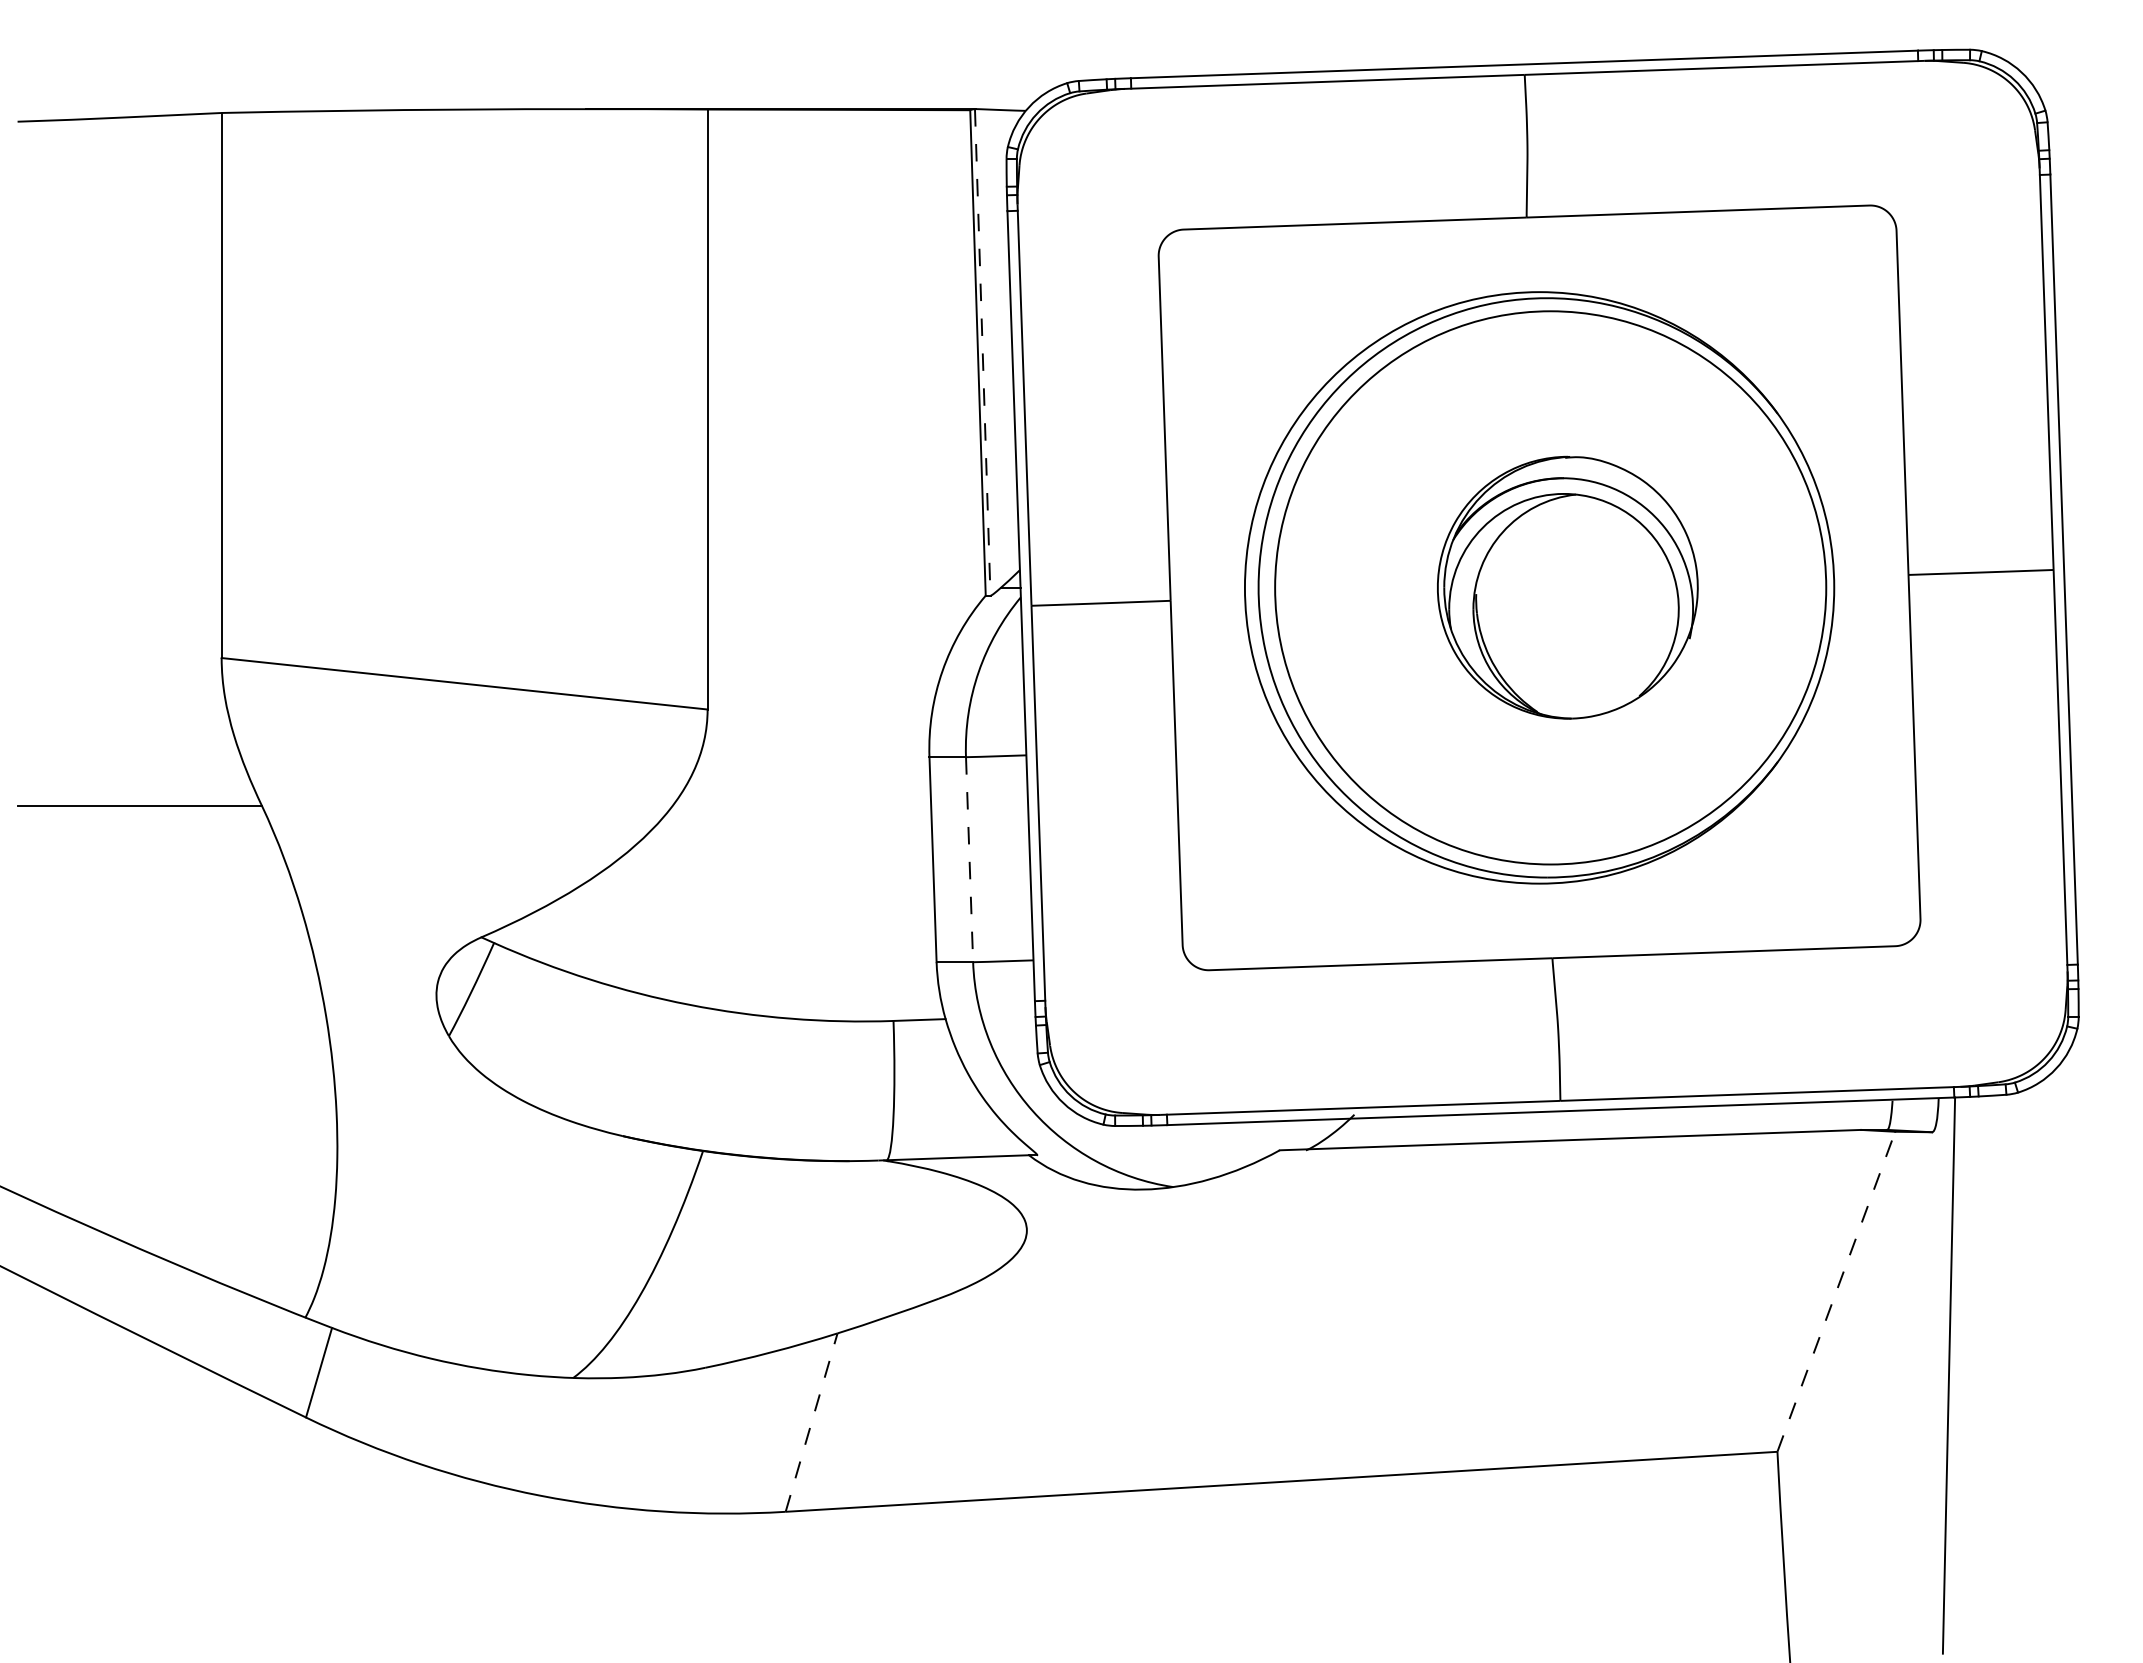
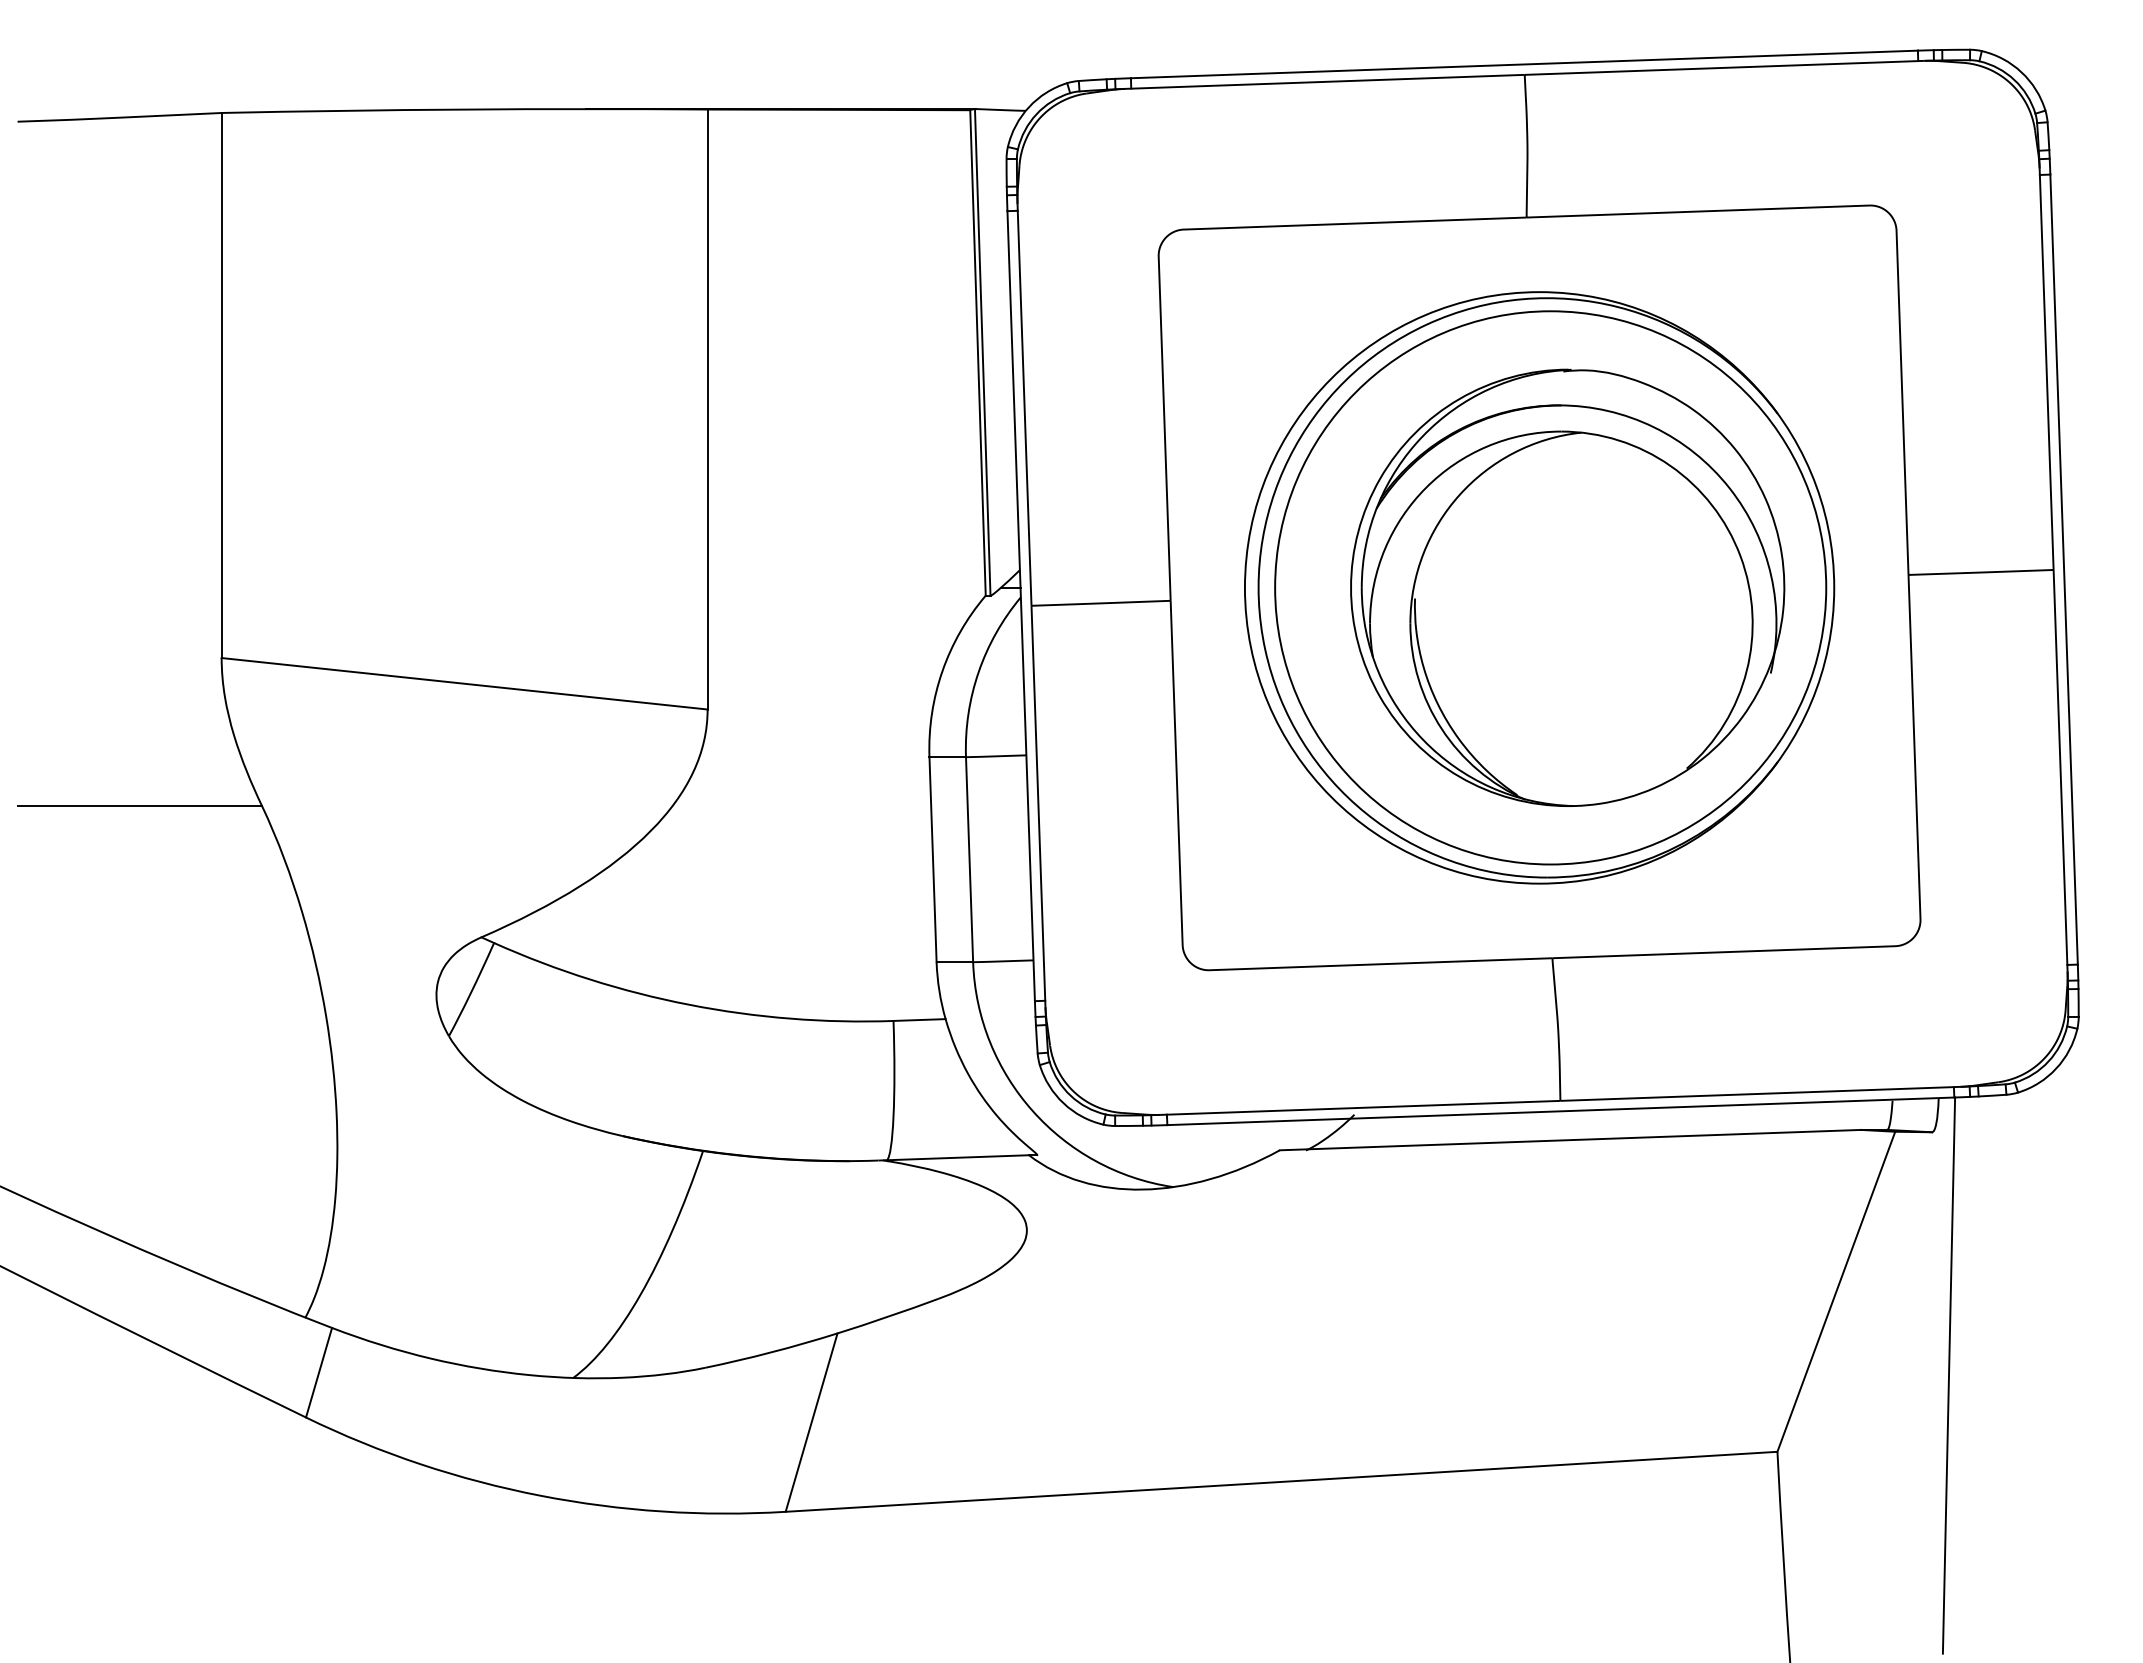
line: dashed -> solid (982, 352)
part size: 262x265 px -> 436x439 px (1567, 587)
line: dashed -> solid (969, 859)
line: dashed -> solid (1836, 1291)
line: dashed -> solid (811, 1422)
